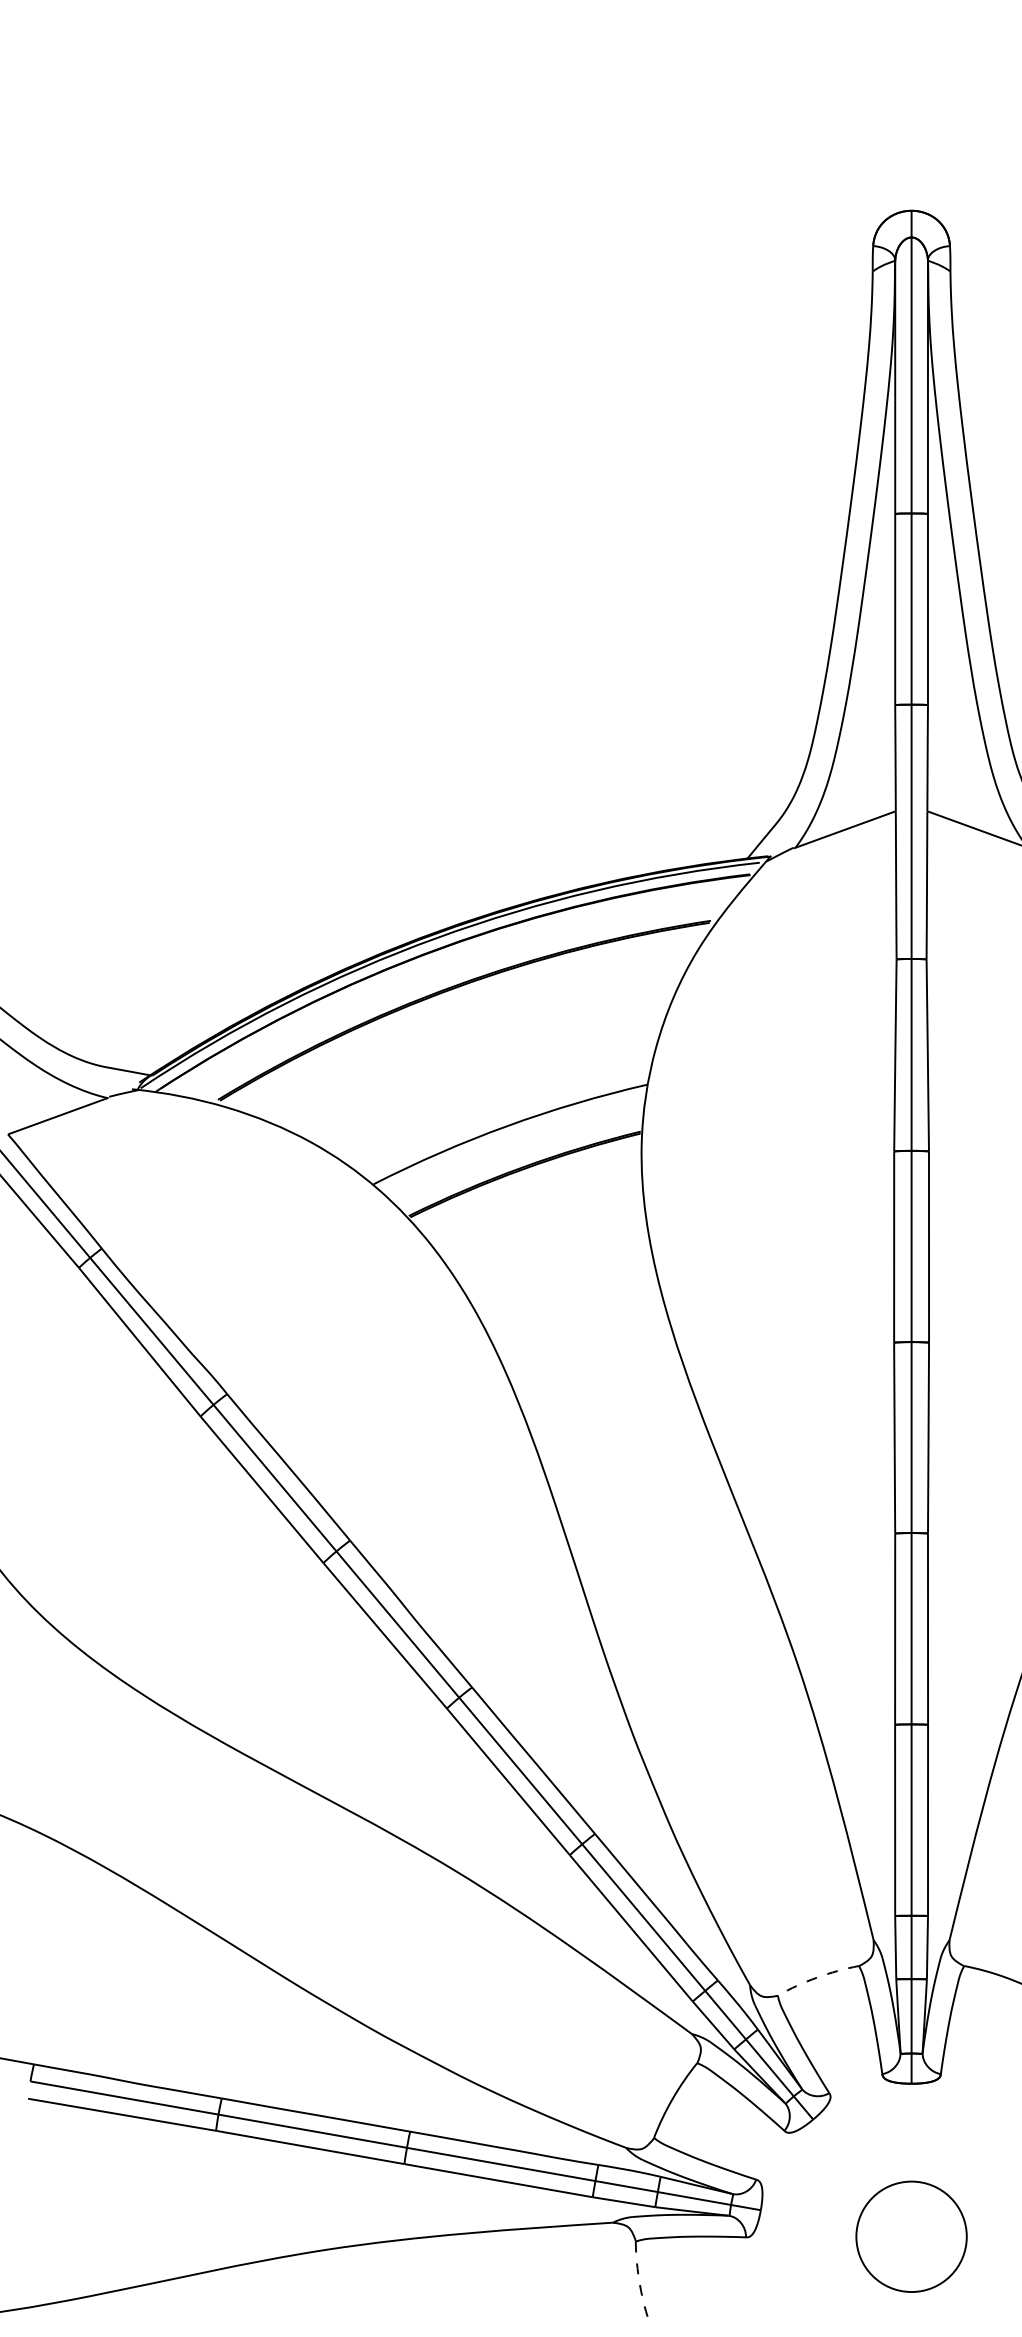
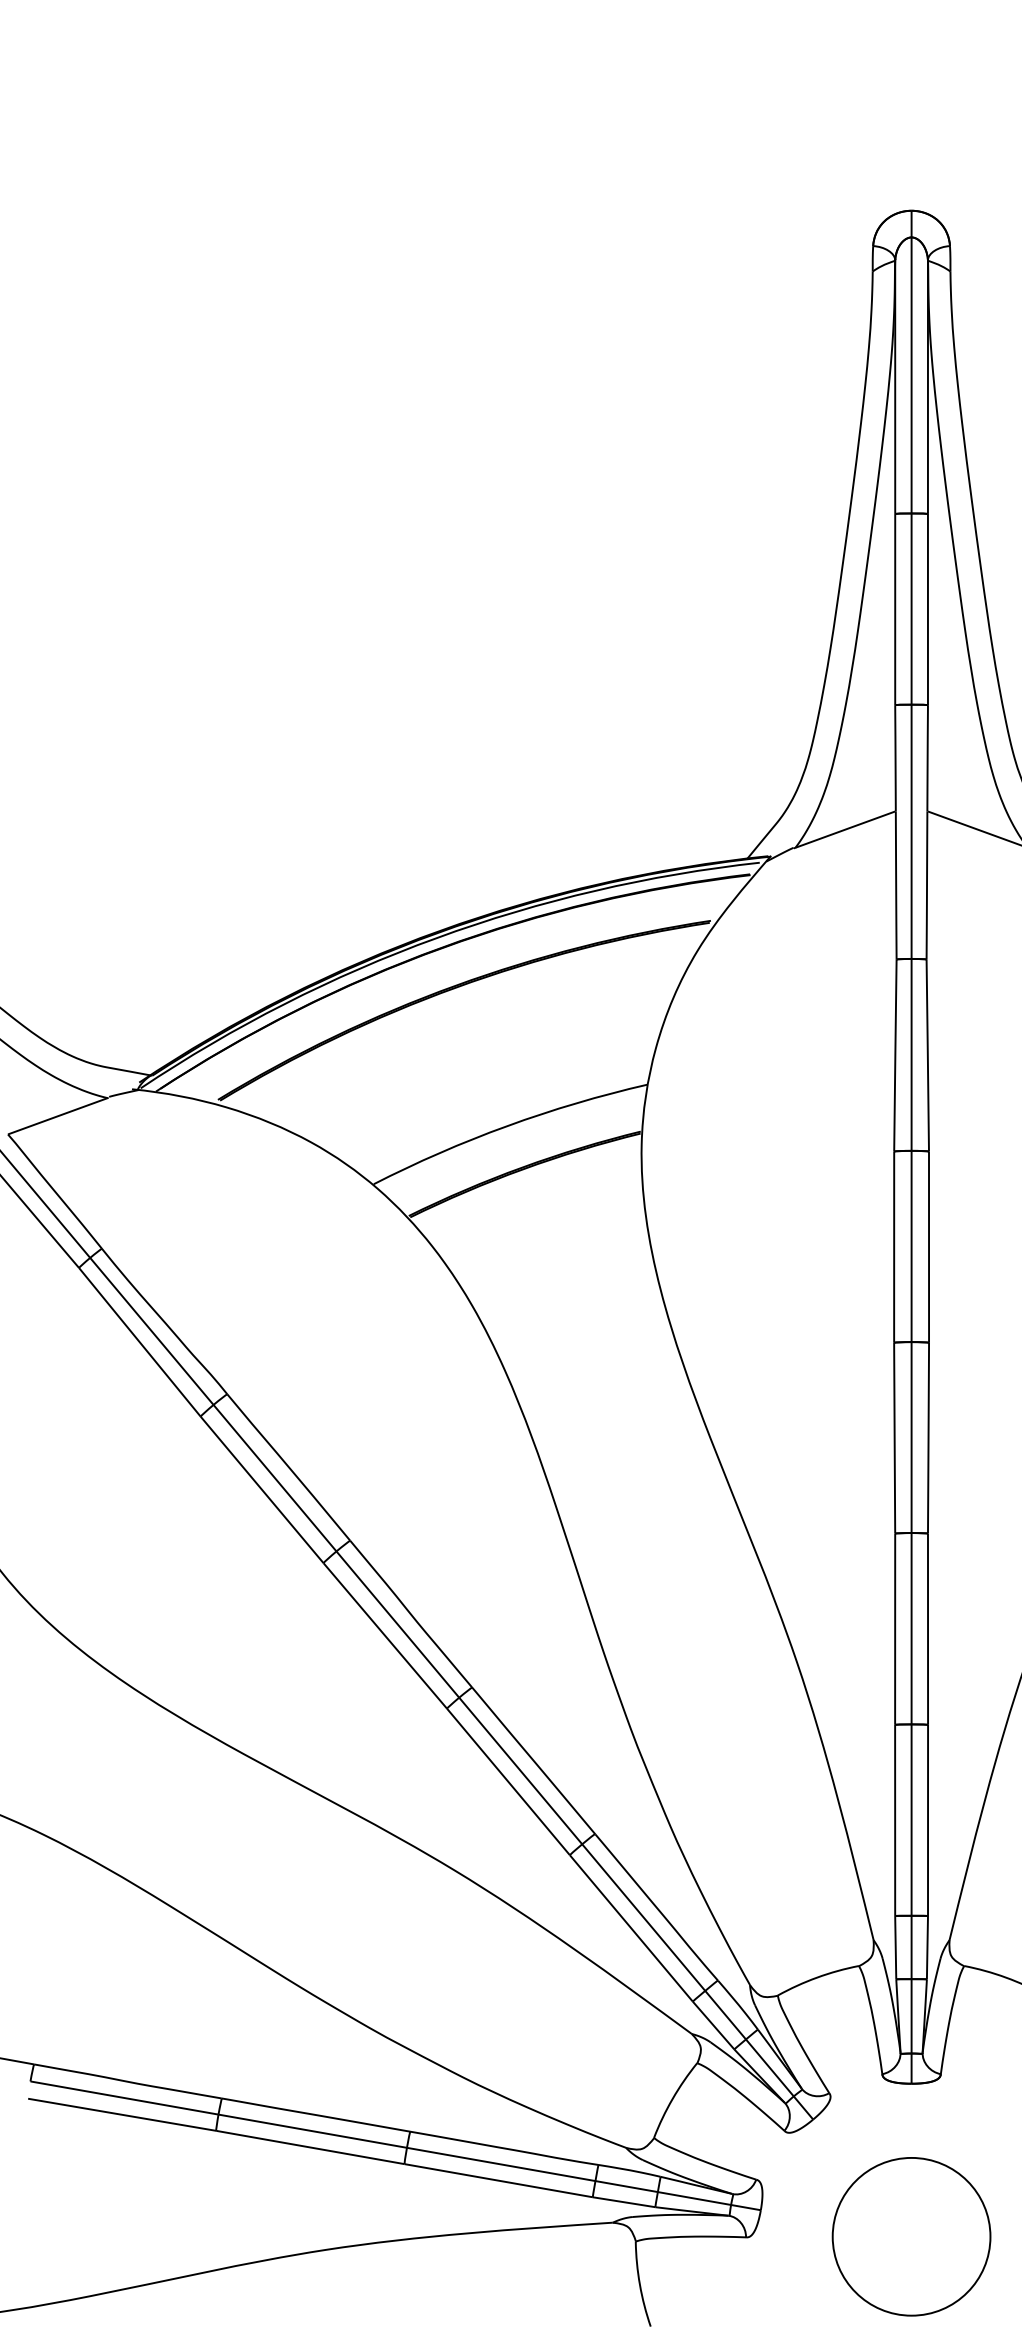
arc: dashed -> solid (817, 1977)
circle diameter: 110 px -> 158 px (911, 2236)
arc: dashed -> solid (639, 2284)
